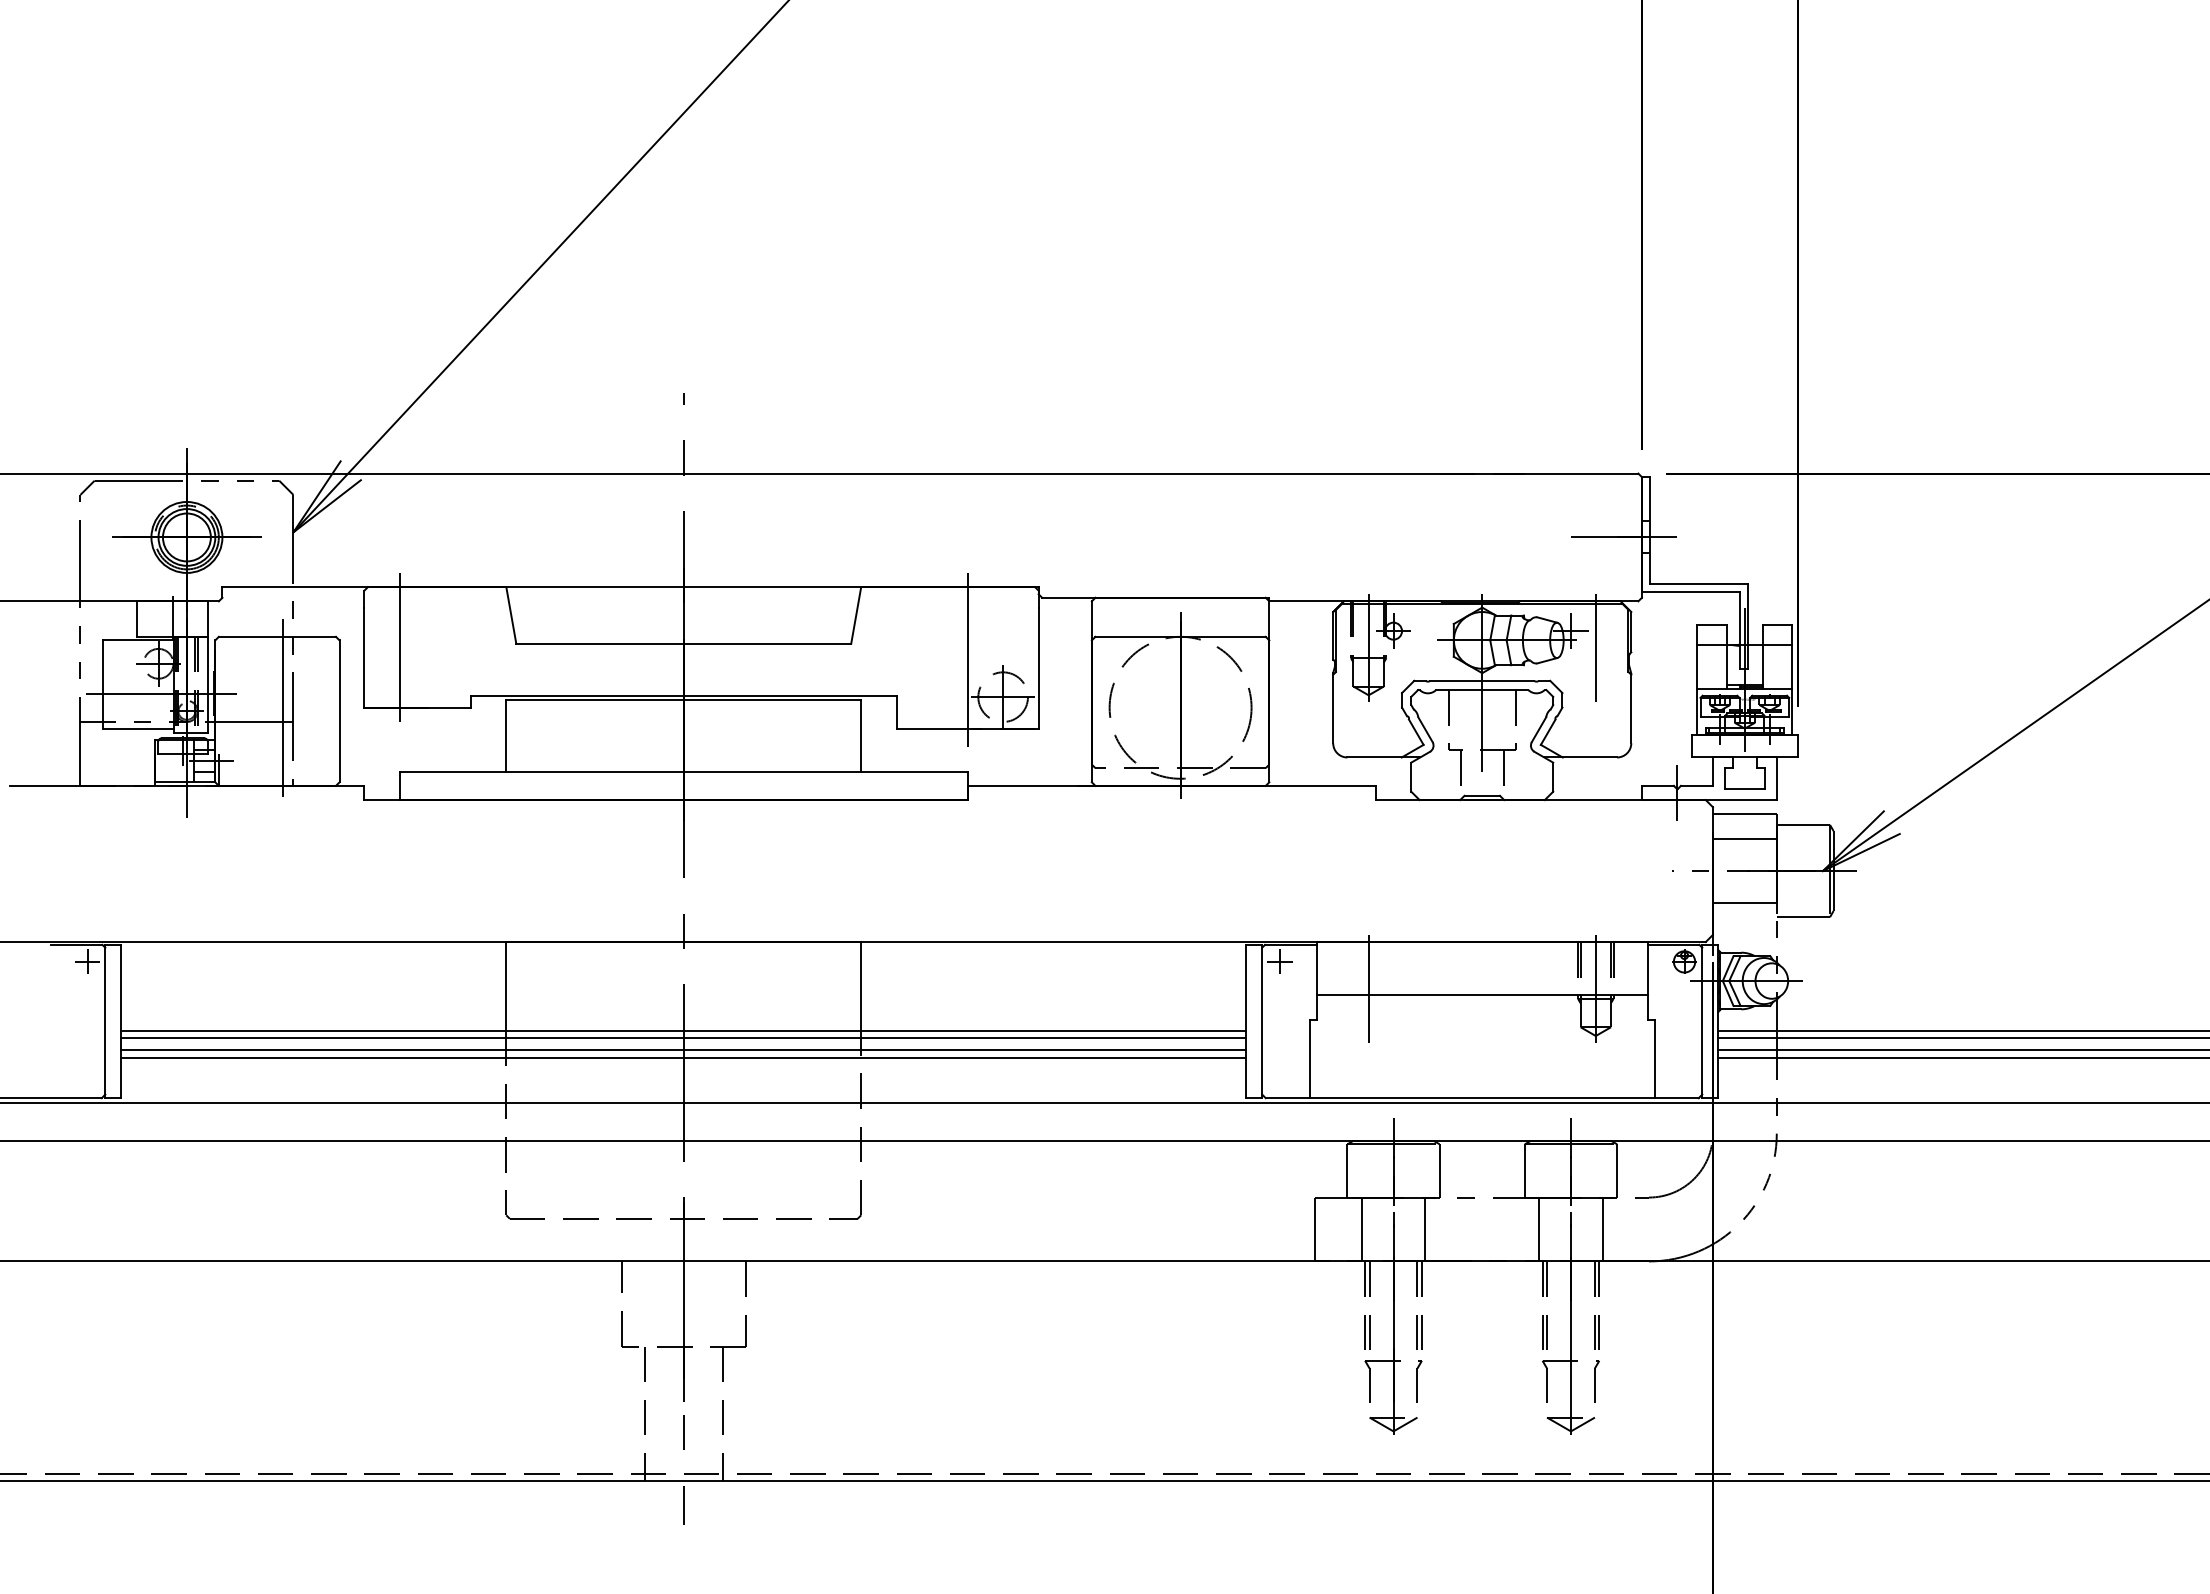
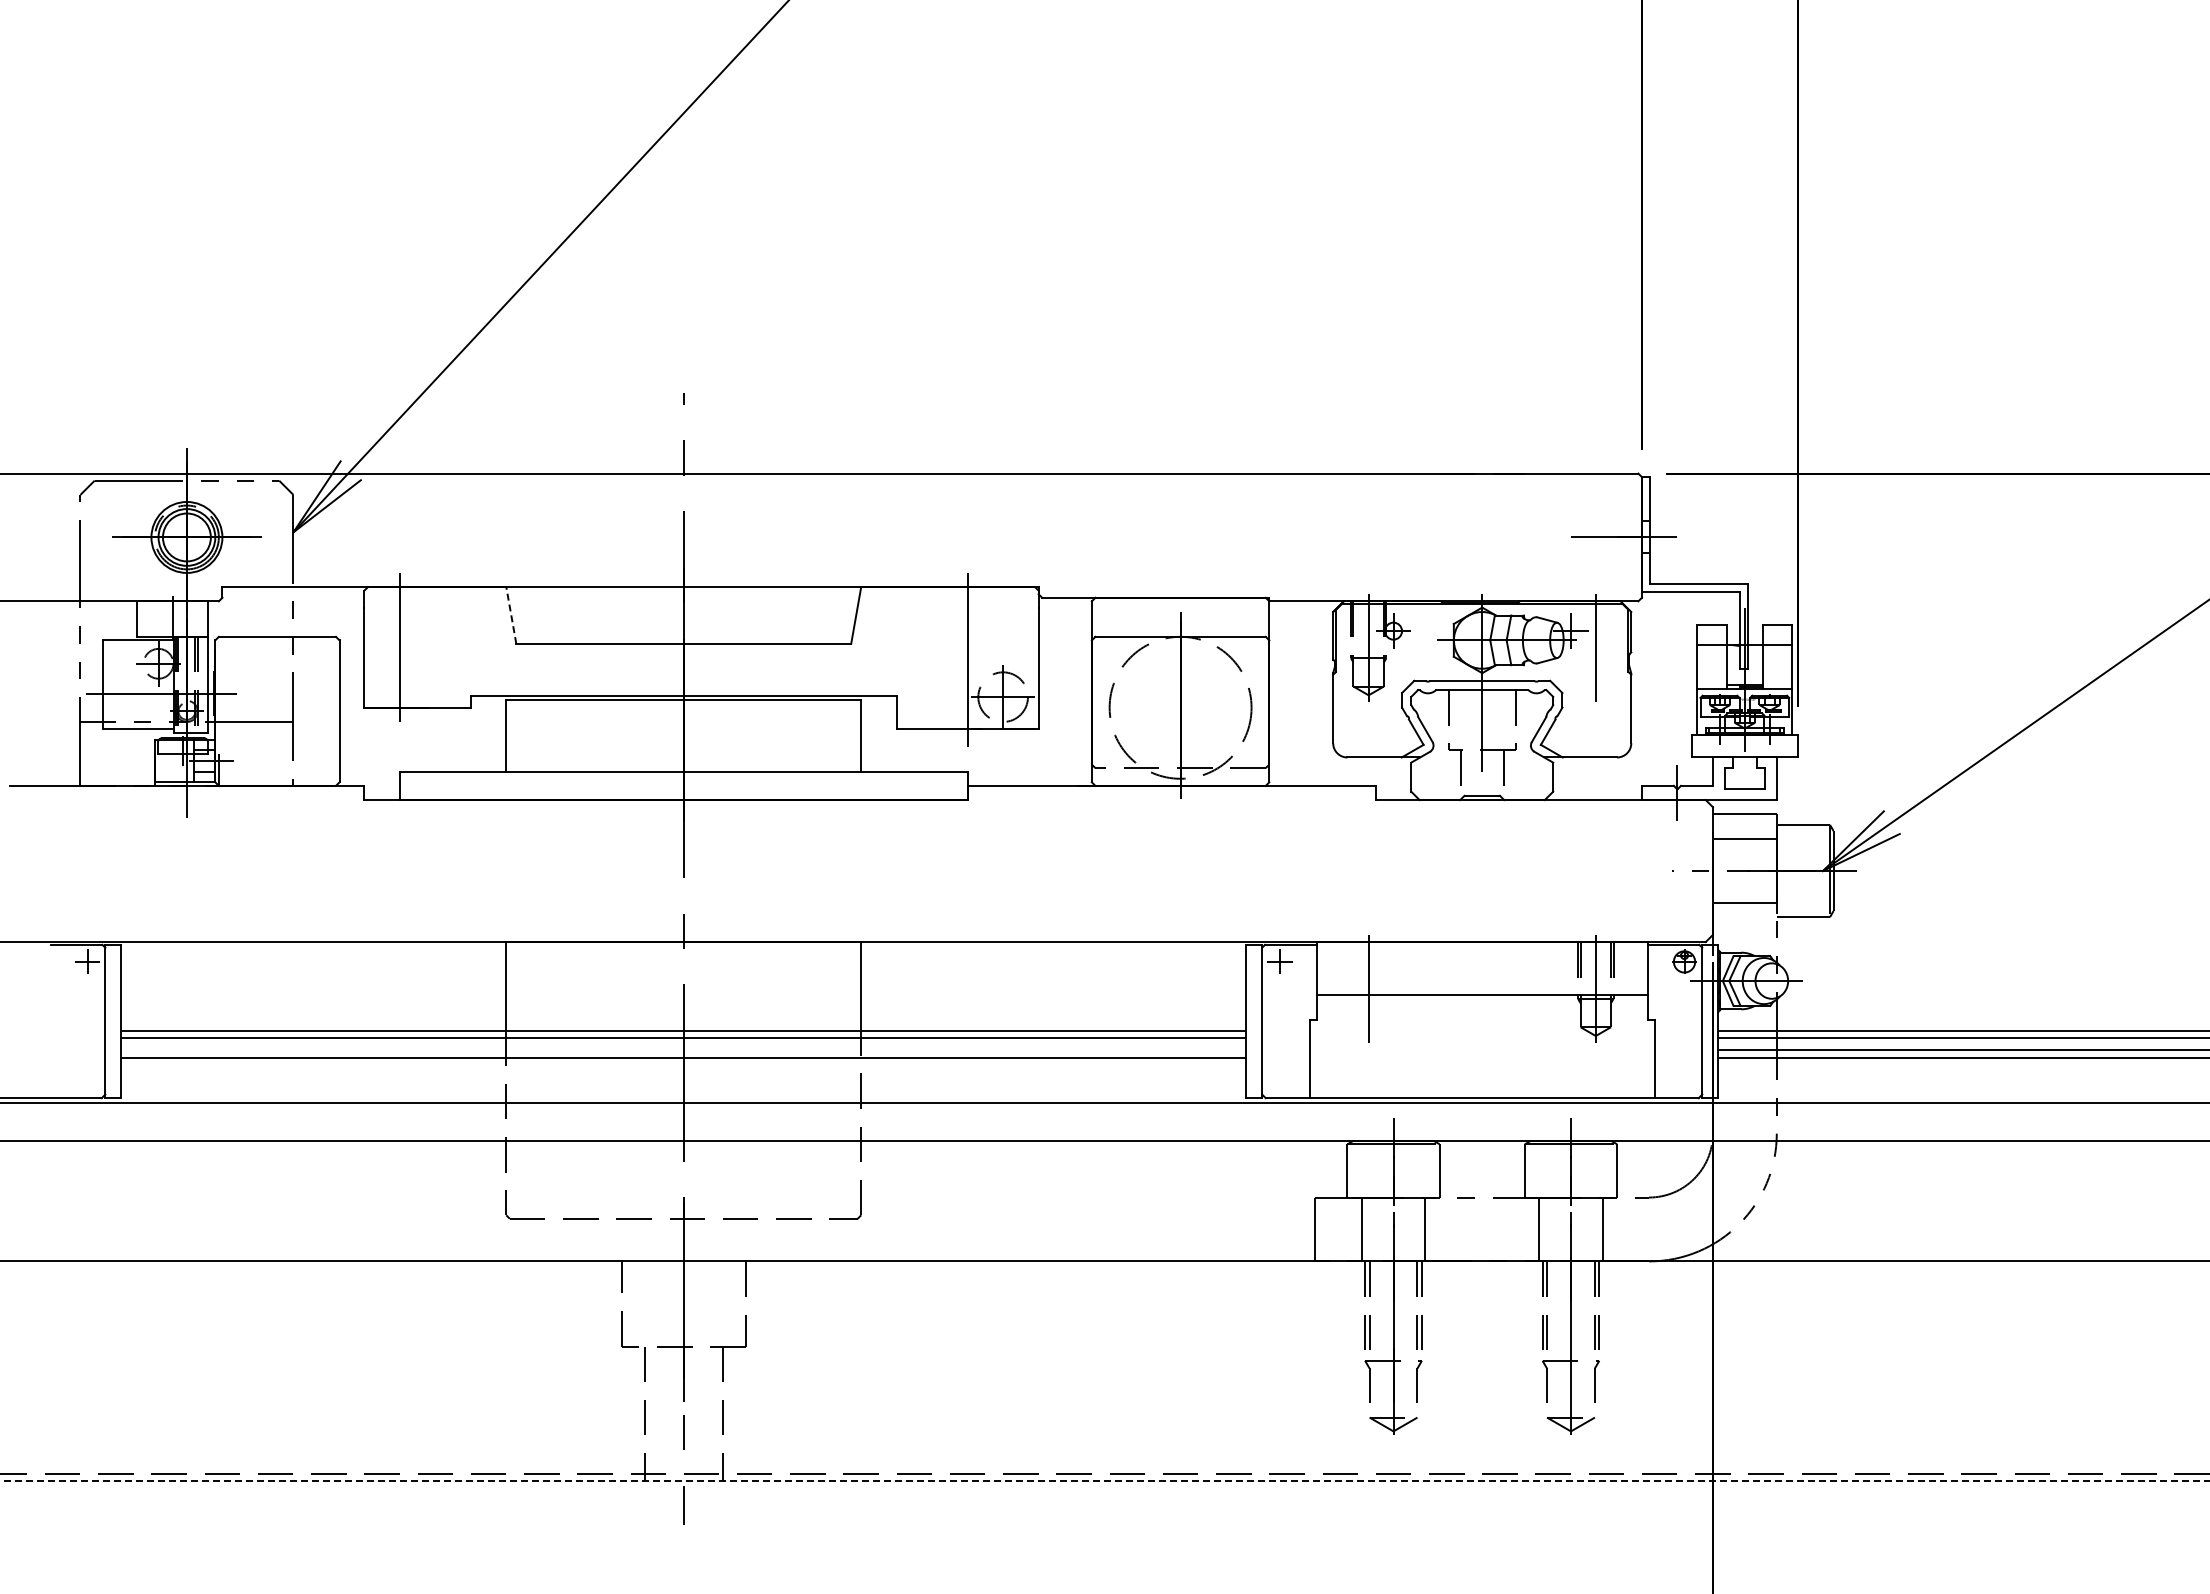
line: solid -> dashed (511, 615)
line: present -> none (282, 715)
line: present -> none (683, 1049)
line: solid -> dashed (1104, 1481)
